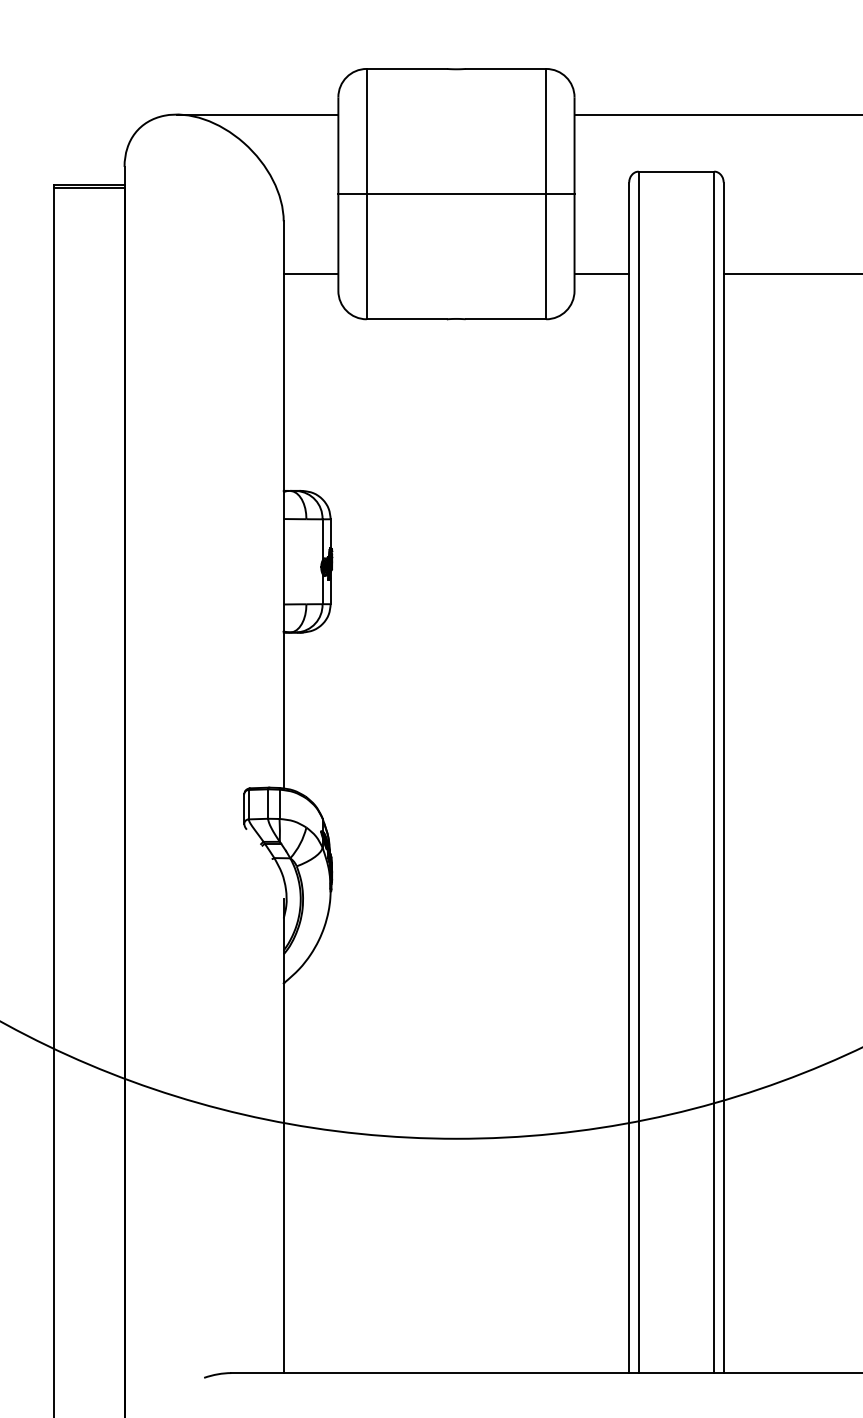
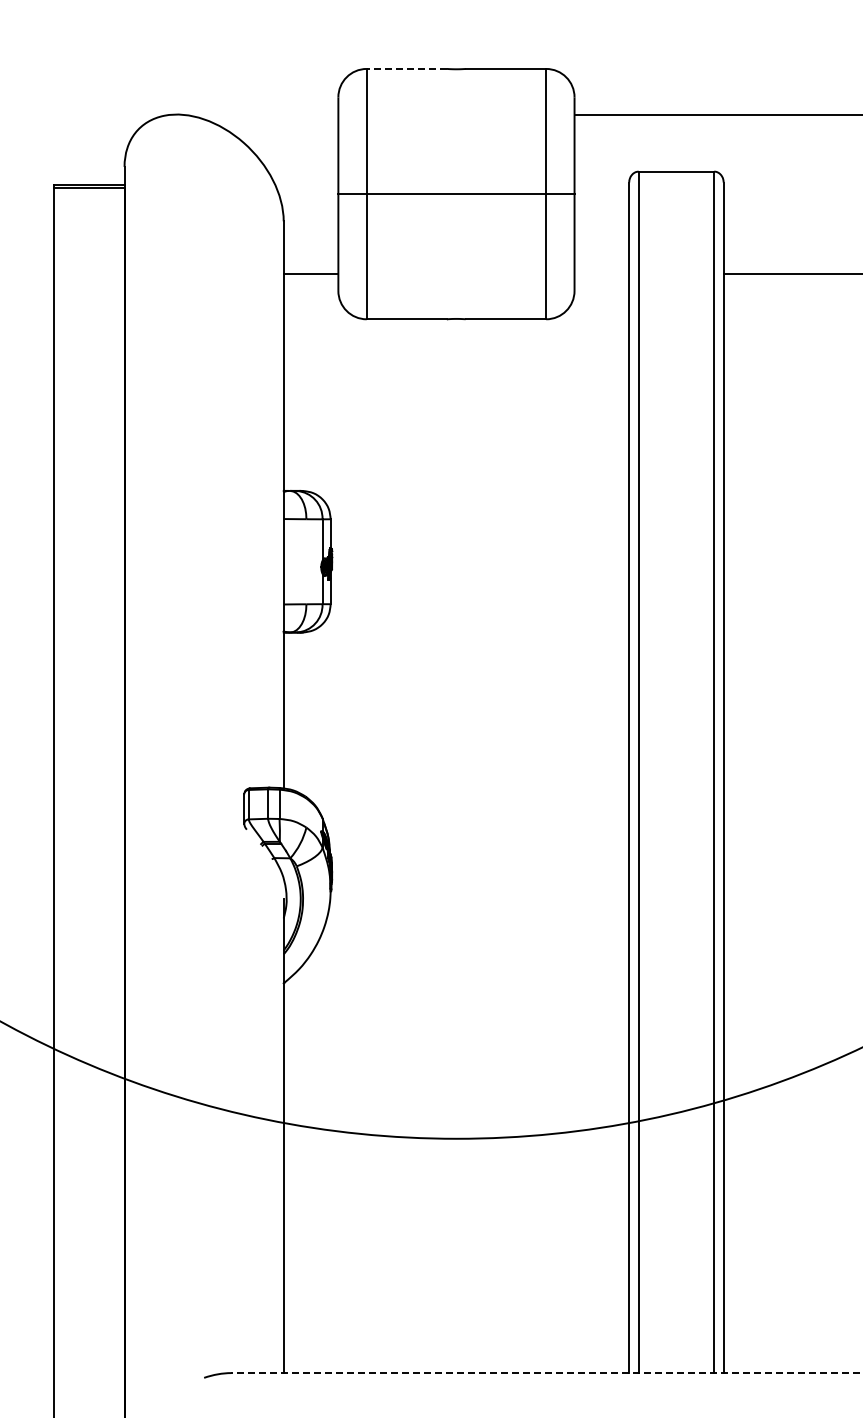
line: solid -> dashed (406, 68)
line: present -> none (257, 114)
line: present -> none (601, 273)
line: solid -> dashed (546, 1373)
